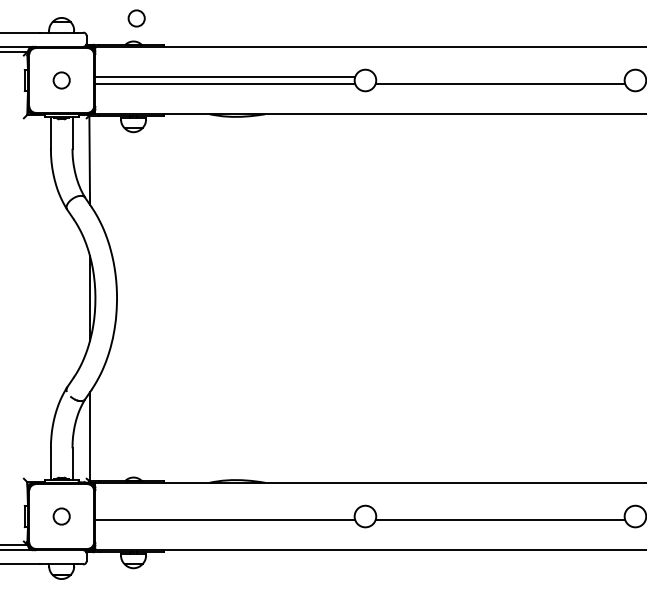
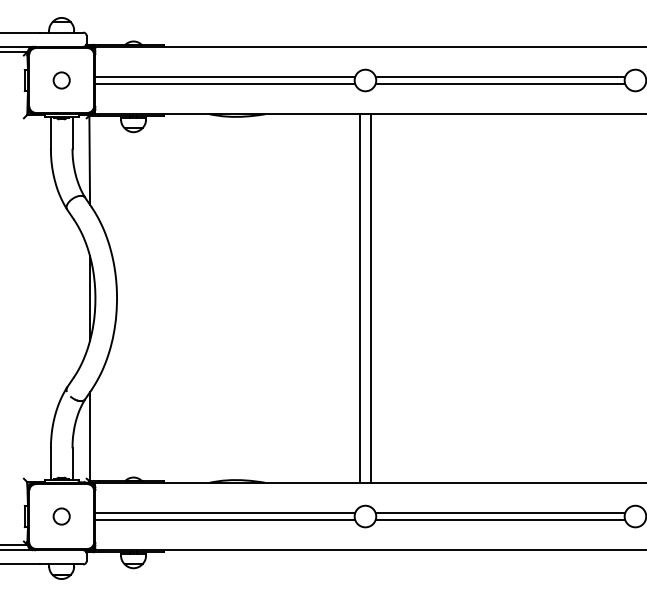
circle: present -> none (136, 18)
line: none -> present (500, 77)
line: none -> present (360, 298)
line: none -> present (370, 298)
line: none -> present (225, 513)
line: none -> present (500, 513)
